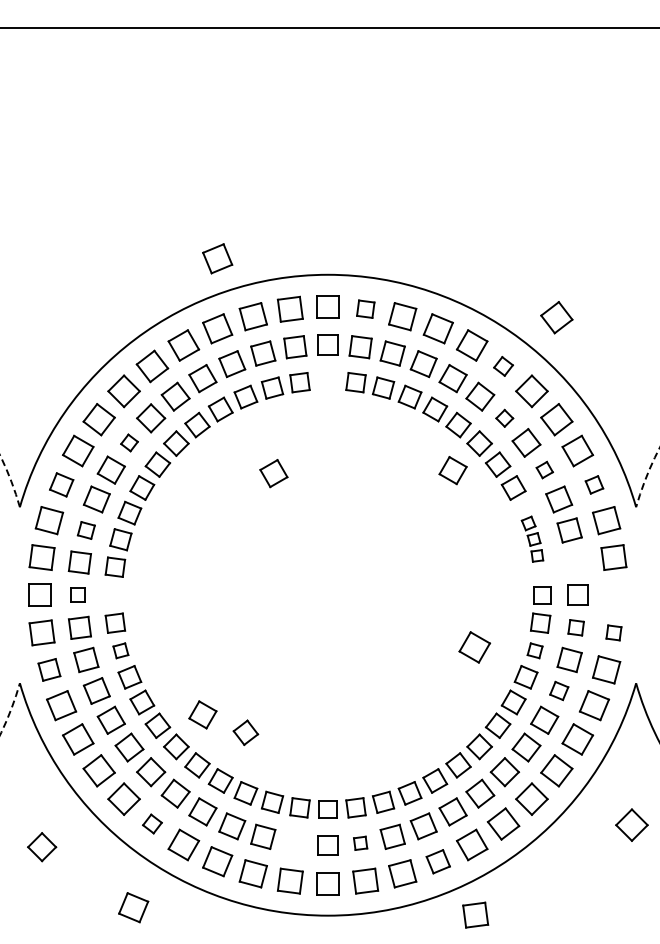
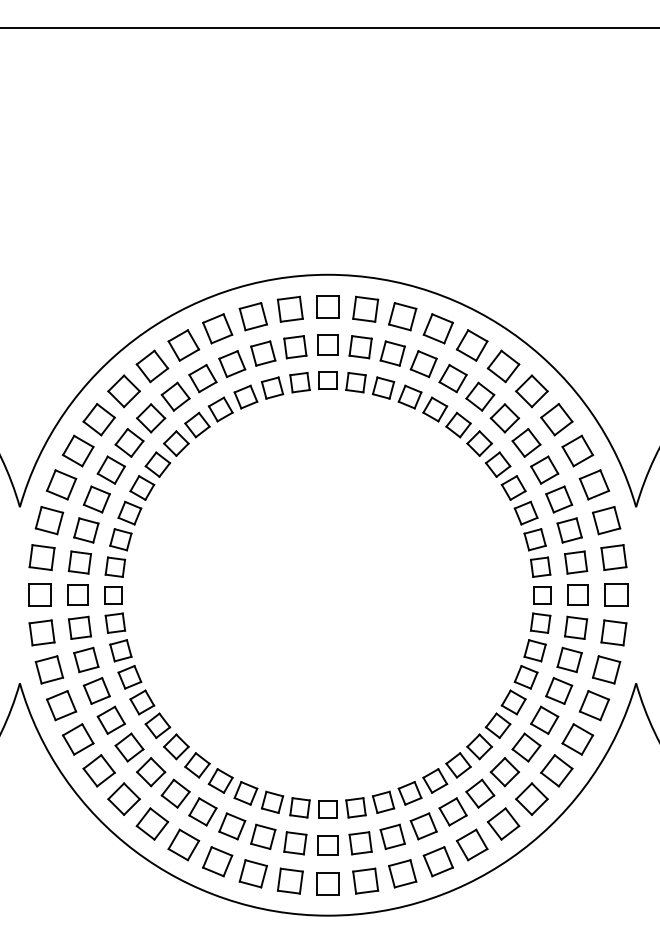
part: present -> none (217, 258)
part size: 20x20 px -> 28x28 px (365, 308)
part: present -> none (556, 317)
part size: 21x21 px -> 35x35 px (503, 366)
part: none -> present (327, 380)
part size: 20x20 px -> 31x31 px (504, 418)
part size: 19x20 px -> 31x30 px (129, 442)
part size: 19x20 px -> 30x30 px (544, 469)
part: present -> none (452, 470)
part: present -> none (273, 473)
arc: dashed -> solid (646, 476)
arc: dashed -> solid (10, 480)
part size: 26x26 px -> 32x32 px (61, 484)
part size: 21x20 px -> 33x32 px (594, 484)
part size: 20x19 px -> 27x27 px (86, 530)
part size: 25x48 px -> 39x78 px (532, 538)
part: none -> present (576, 562)
part size: 16x16 px -> 22x22 px (77, 594)
part: none -> present (616, 594)
part: none -> present (113, 595)
part size: 18x18 px -> 25x25 px (576, 627)
part size: 18x18 px -> 28x28 px (613, 632)
part: present -> none (474, 647)
part size: 18x18 px -> 24x24 px (120, 650)
part size: 18x18 px -> 24x24 px (534, 650)
part size: 25x24 px -> 31x30 px (49, 669)
part size: 21x22 px -> 29x28 px (559, 690)
arc: dashed -> solid (11, 709)
part: present -> none (202, 714)
part: present -> none (245, 732)
part size: 21x22 px -> 35x34 px (152, 823)
part: present -> none (631, 824)
part size: 16x16 px -> 25x25 px (360, 843)
part: none -> present (295, 843)
part: present -> none (42, 847)
part size: 26x26 px -> 32x32 px (437, 861)
part: present -> none (133, 907)
part: present -> none (475, 914)
